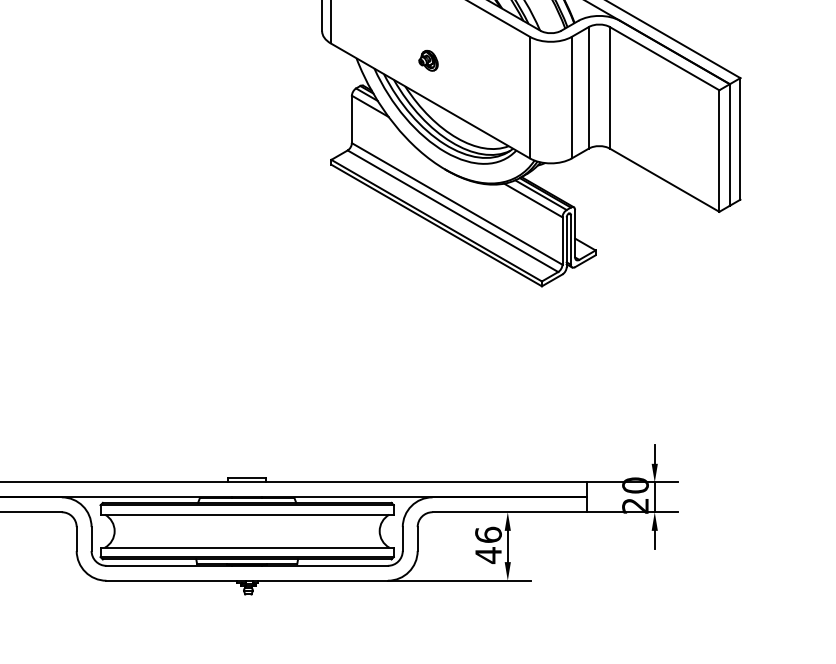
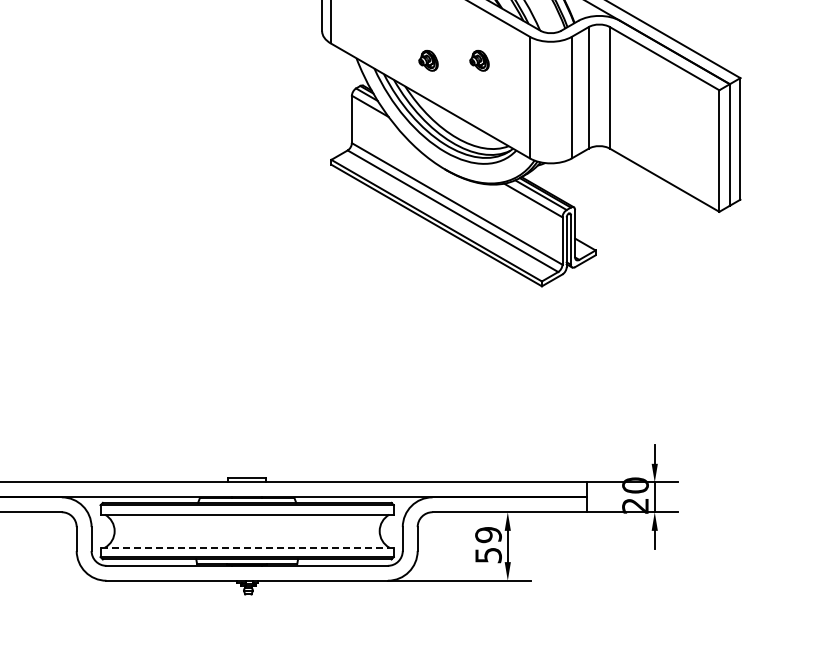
part: none -> present (479, 60)
text: 46 -> 59 (488, 545)
line: solid -> dashed (247, 547)
